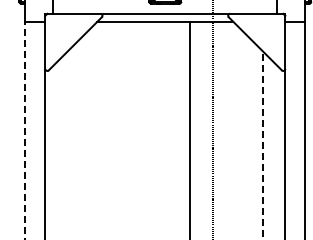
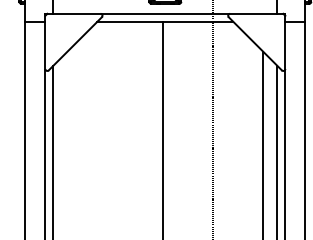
line position: (190, 128) -> (163, 128) (163, 128)
line: dashed -> solid (25, 130)
line: dashed -> solid (263, 145)
line: none -> present (53, 150)
line: none -> present (277, 150)
